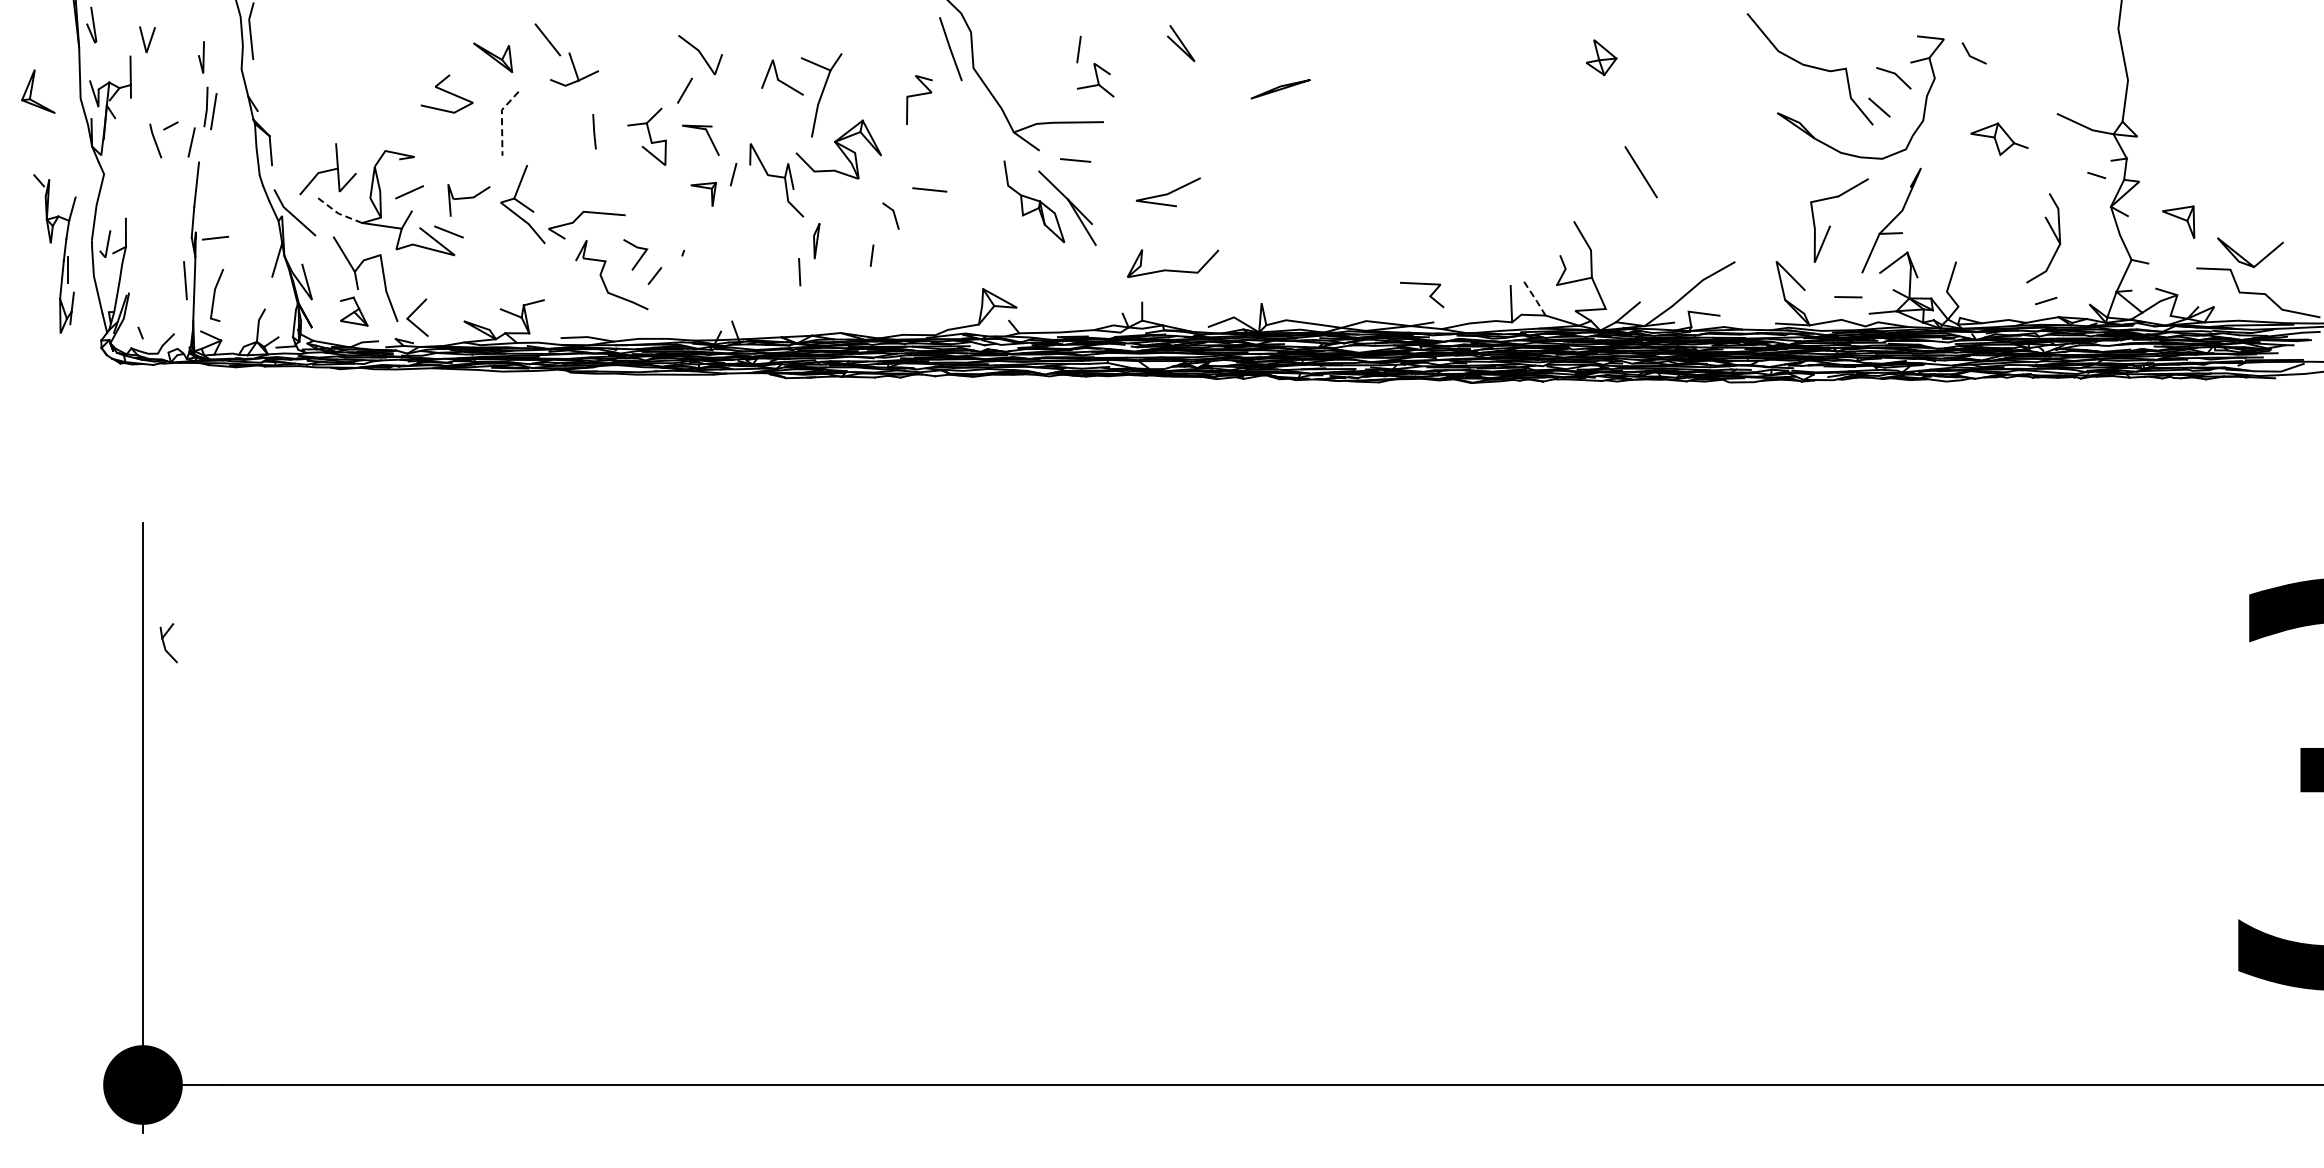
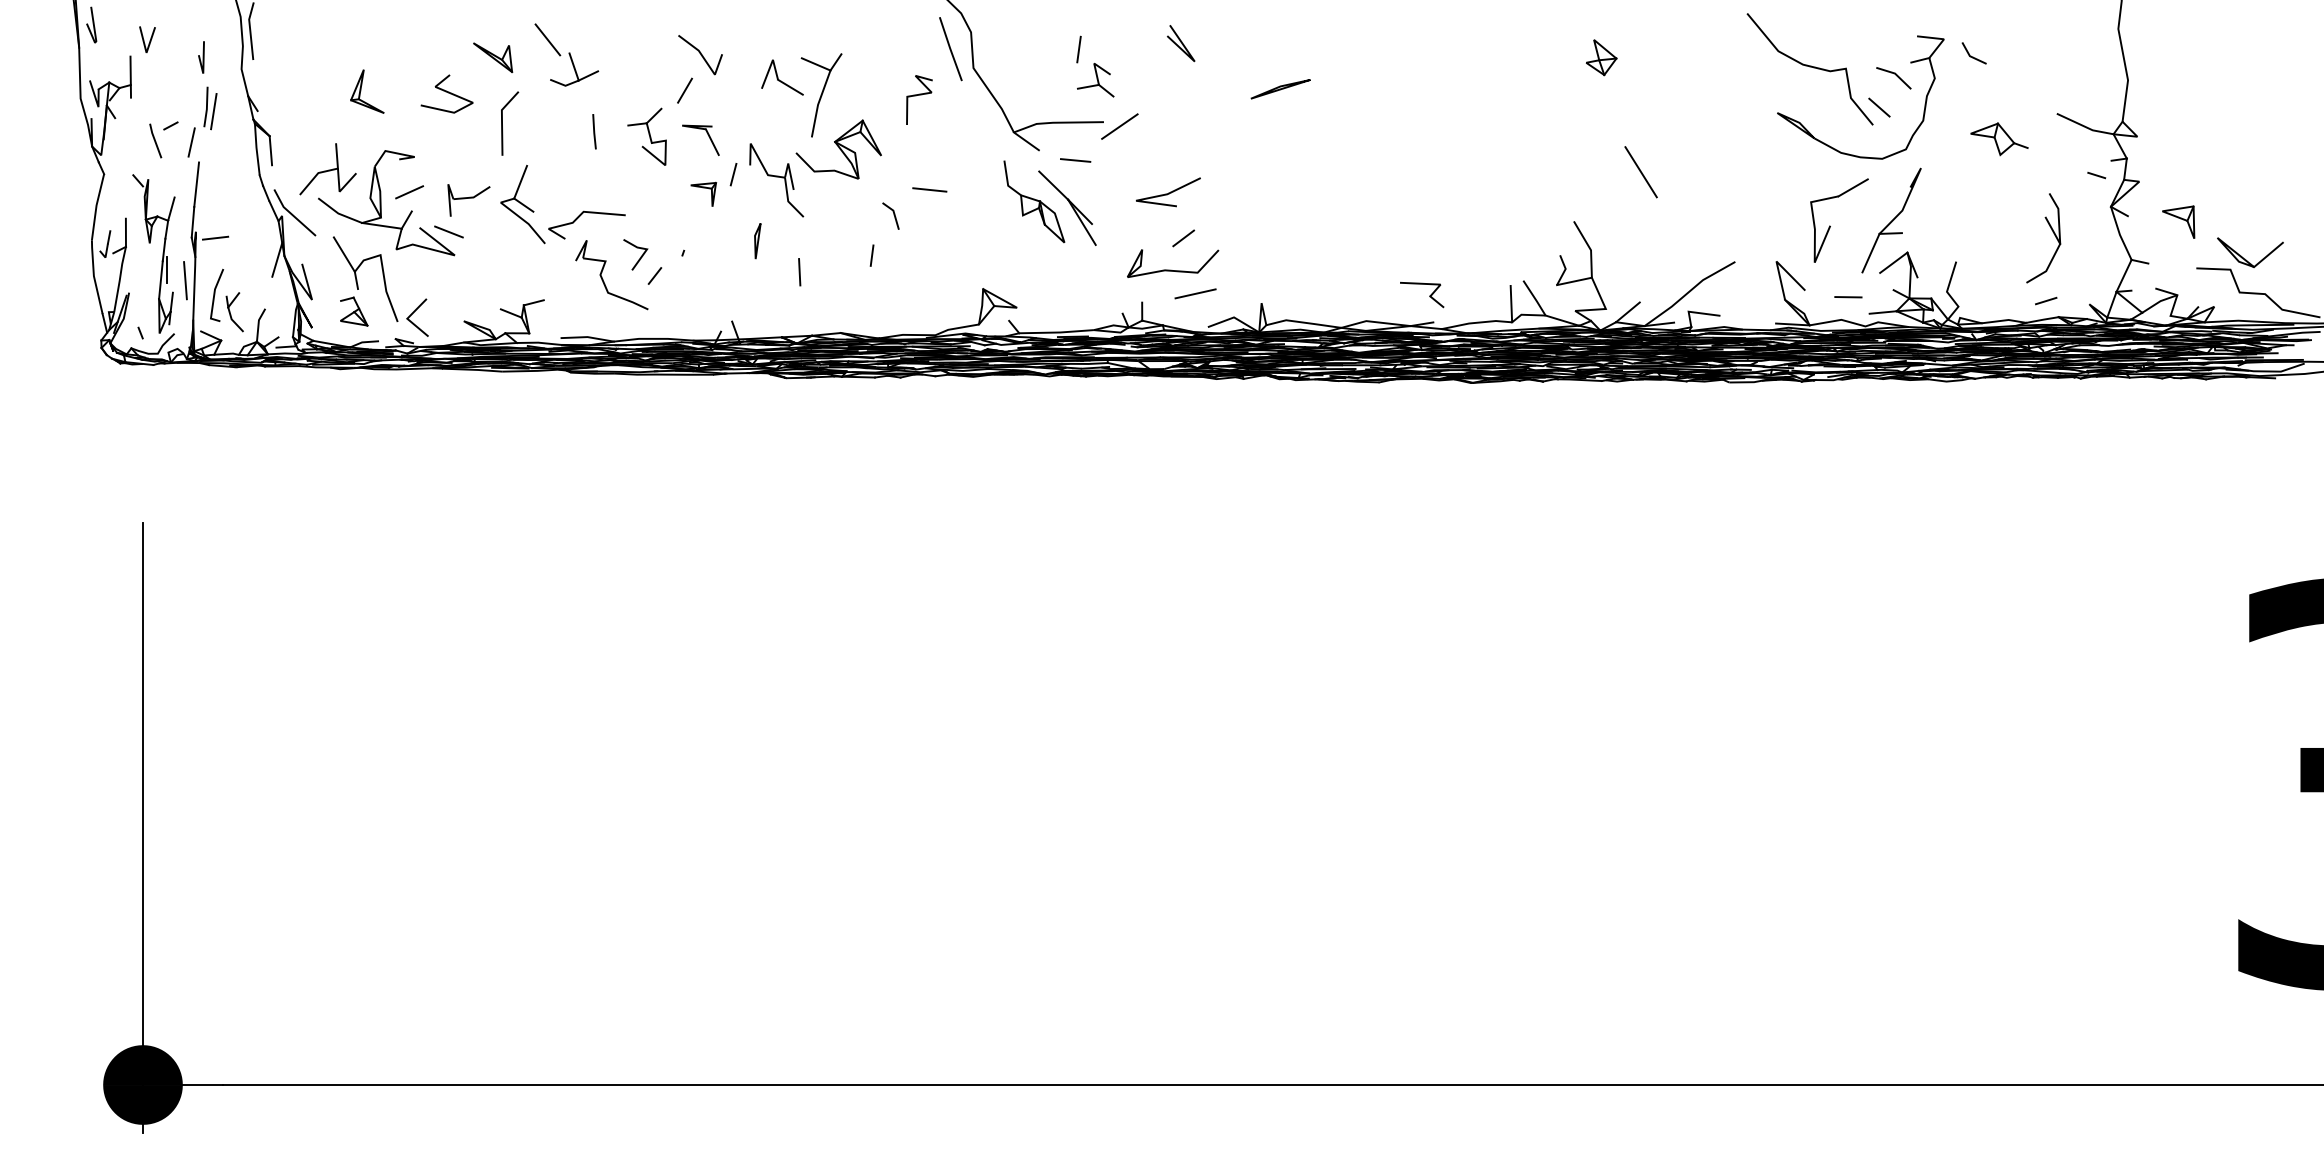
part position: (38, 91) -> (367, 91) (367, 91)
line: dashed -> solid (502, 120)
line: none -> present (1119, 126)
line: dashed -> solid (338, 213)
line: none -> present (1183, 238)
part position: (816, 241) -> (757, 241) (757, 241)
part position: (63, 253) -> (162, 253) (162, 253)
line: none -> present (1195, 293)
line: dashed -> solid (1534, 298)
part position: (168, 643) -> (234, 312) (234, 312)
